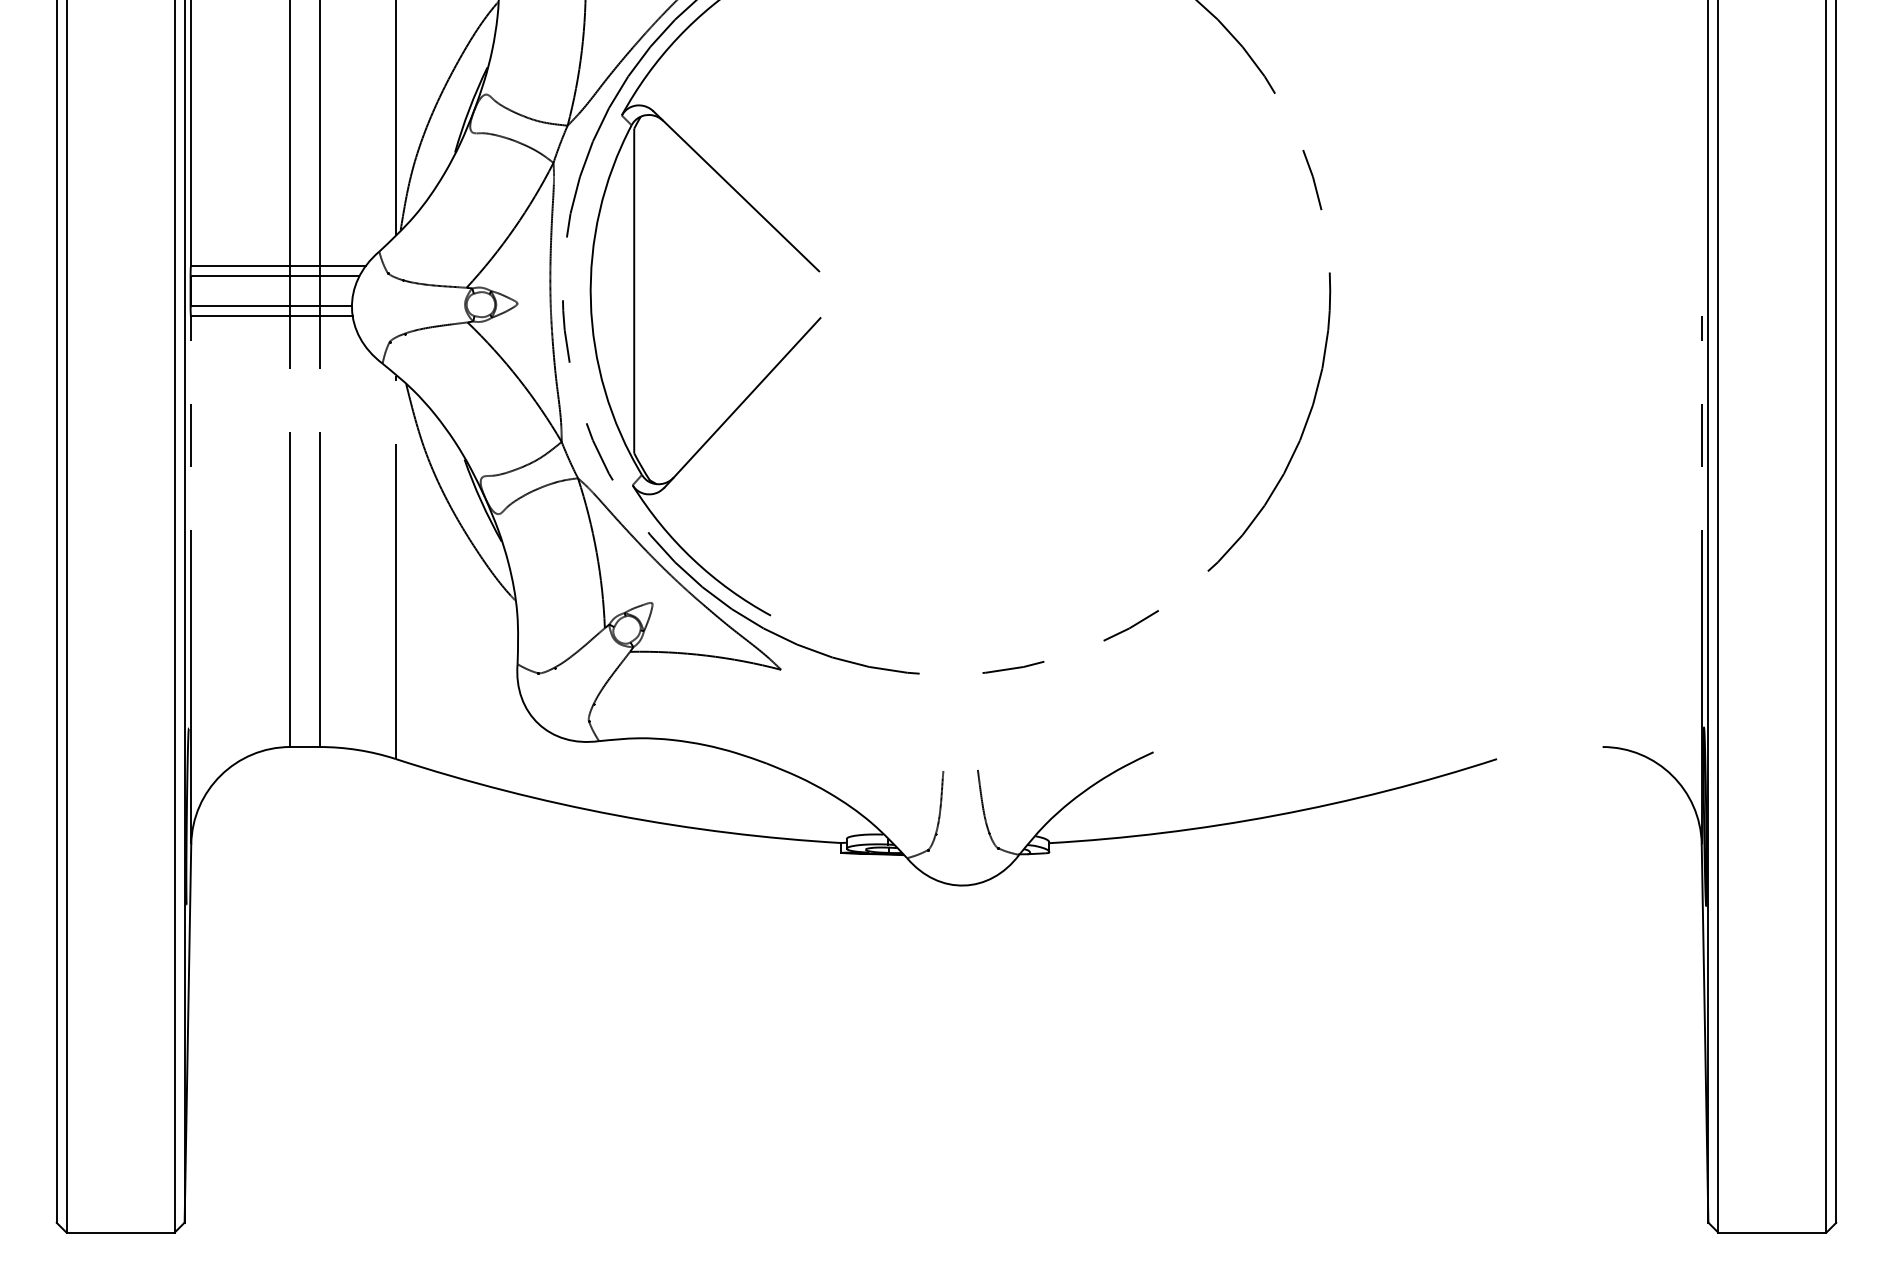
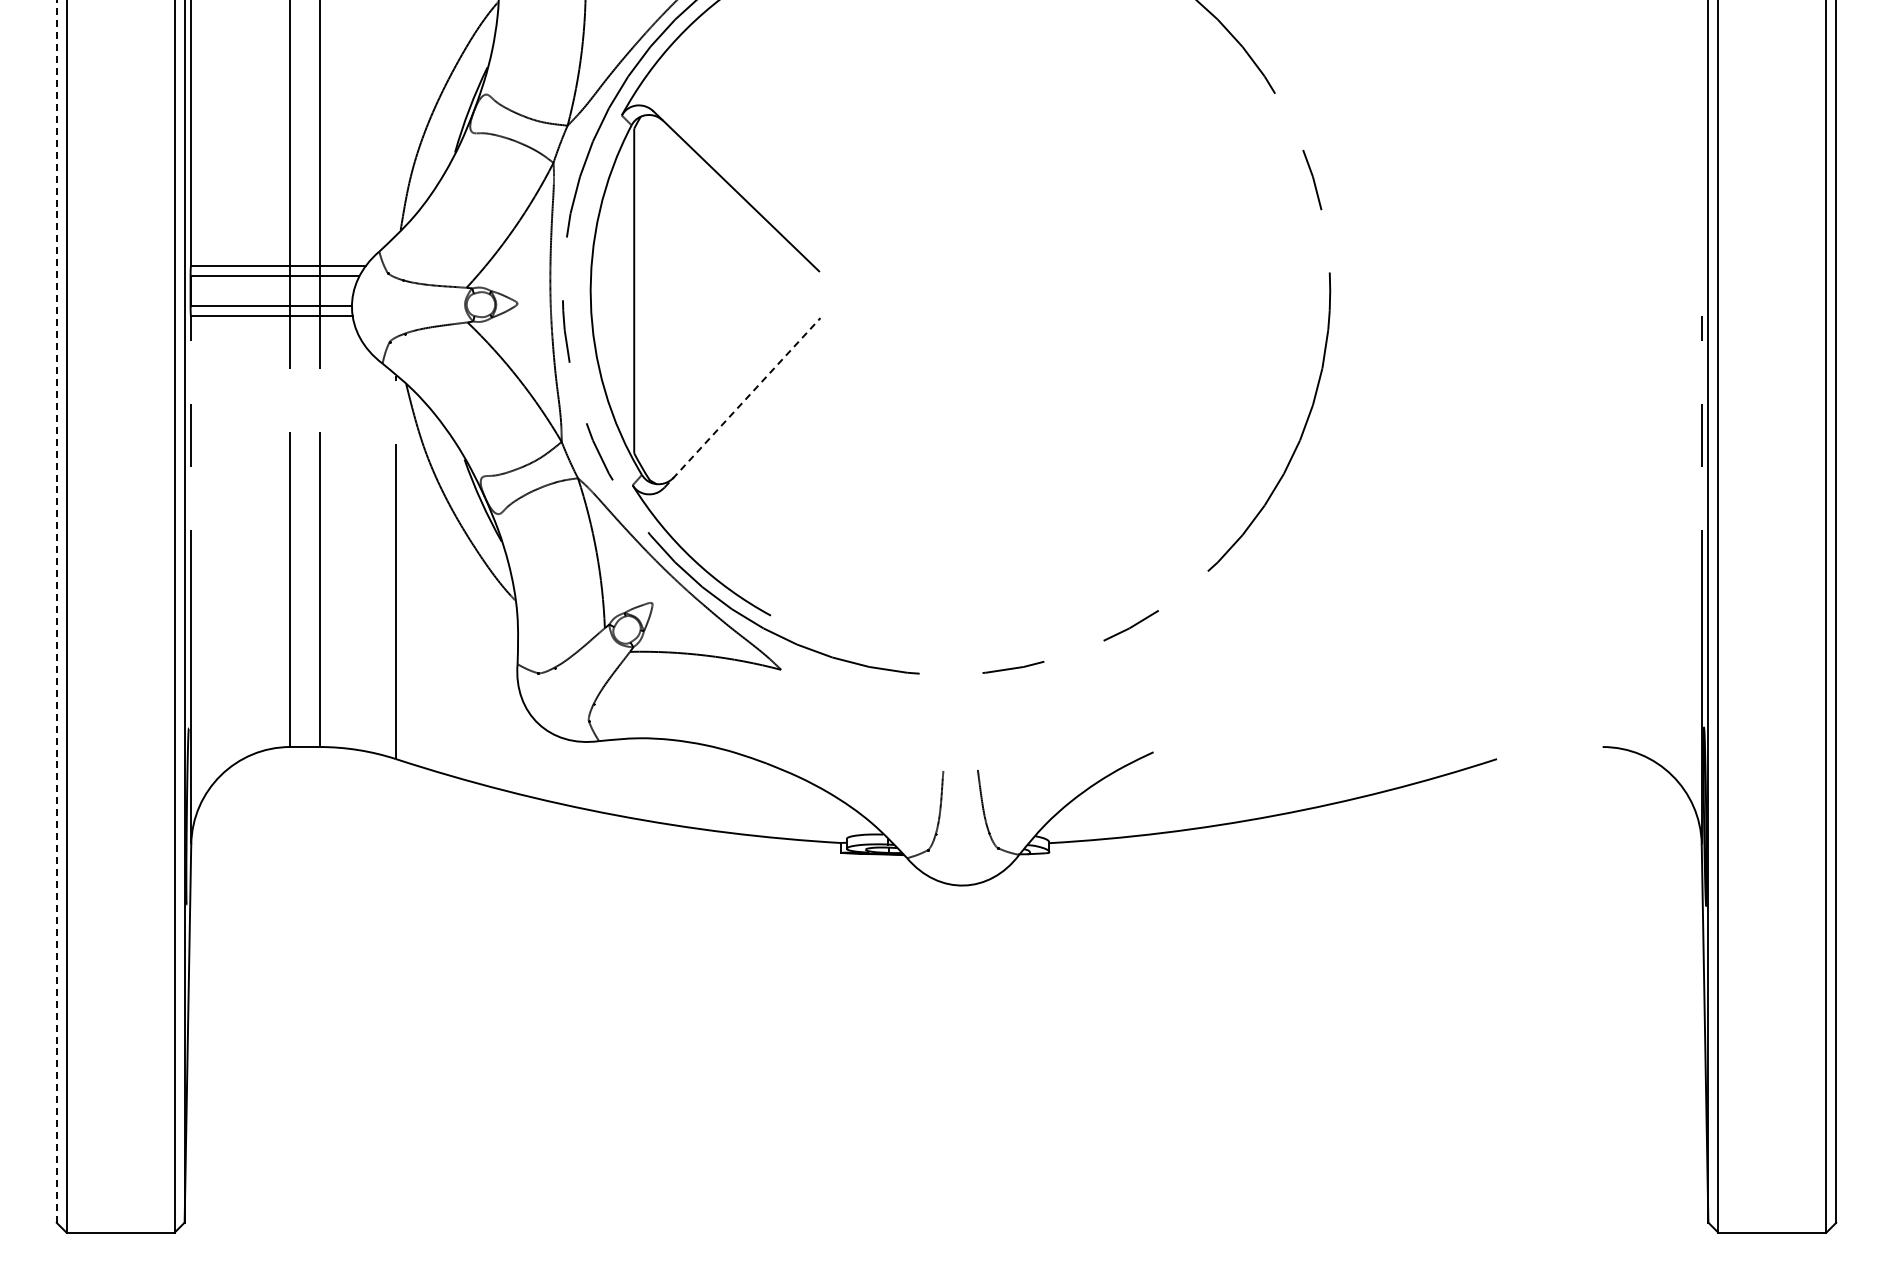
line: present -> none (396, 118)
line: solid -> dashed (742, 402)
line: solid -> dashed (56, 610)
